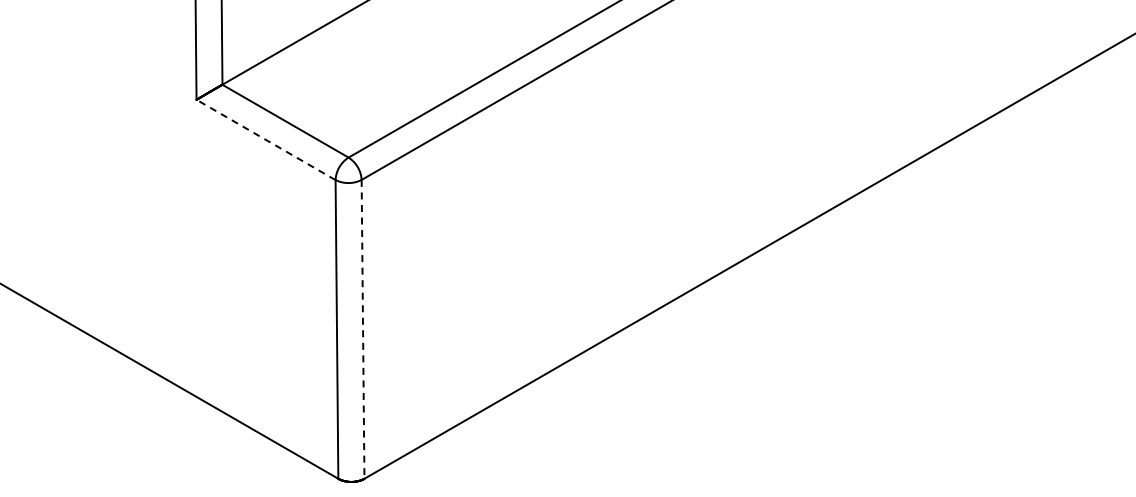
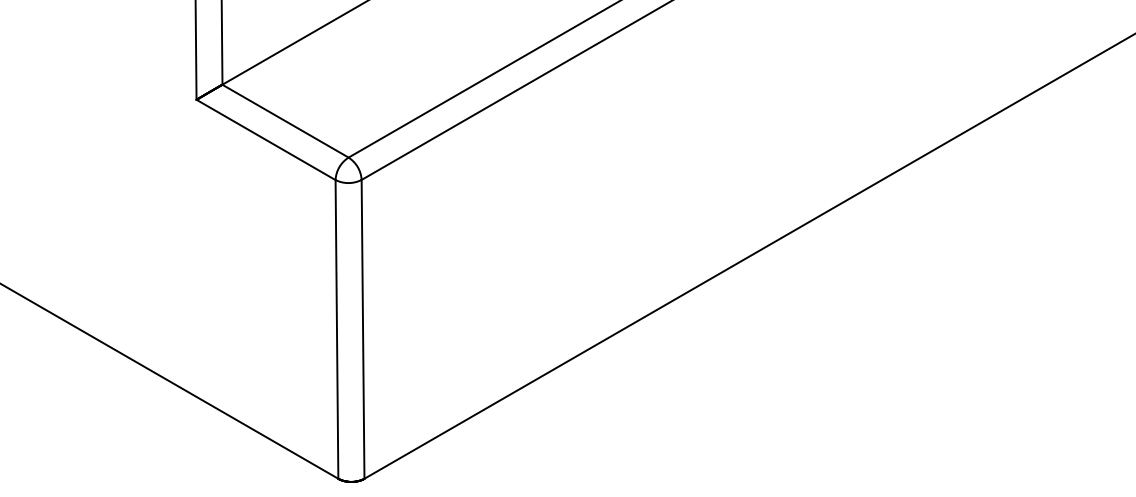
line: dashed -> solid (265, 139)
line: dashed -> solid (363, 329)
